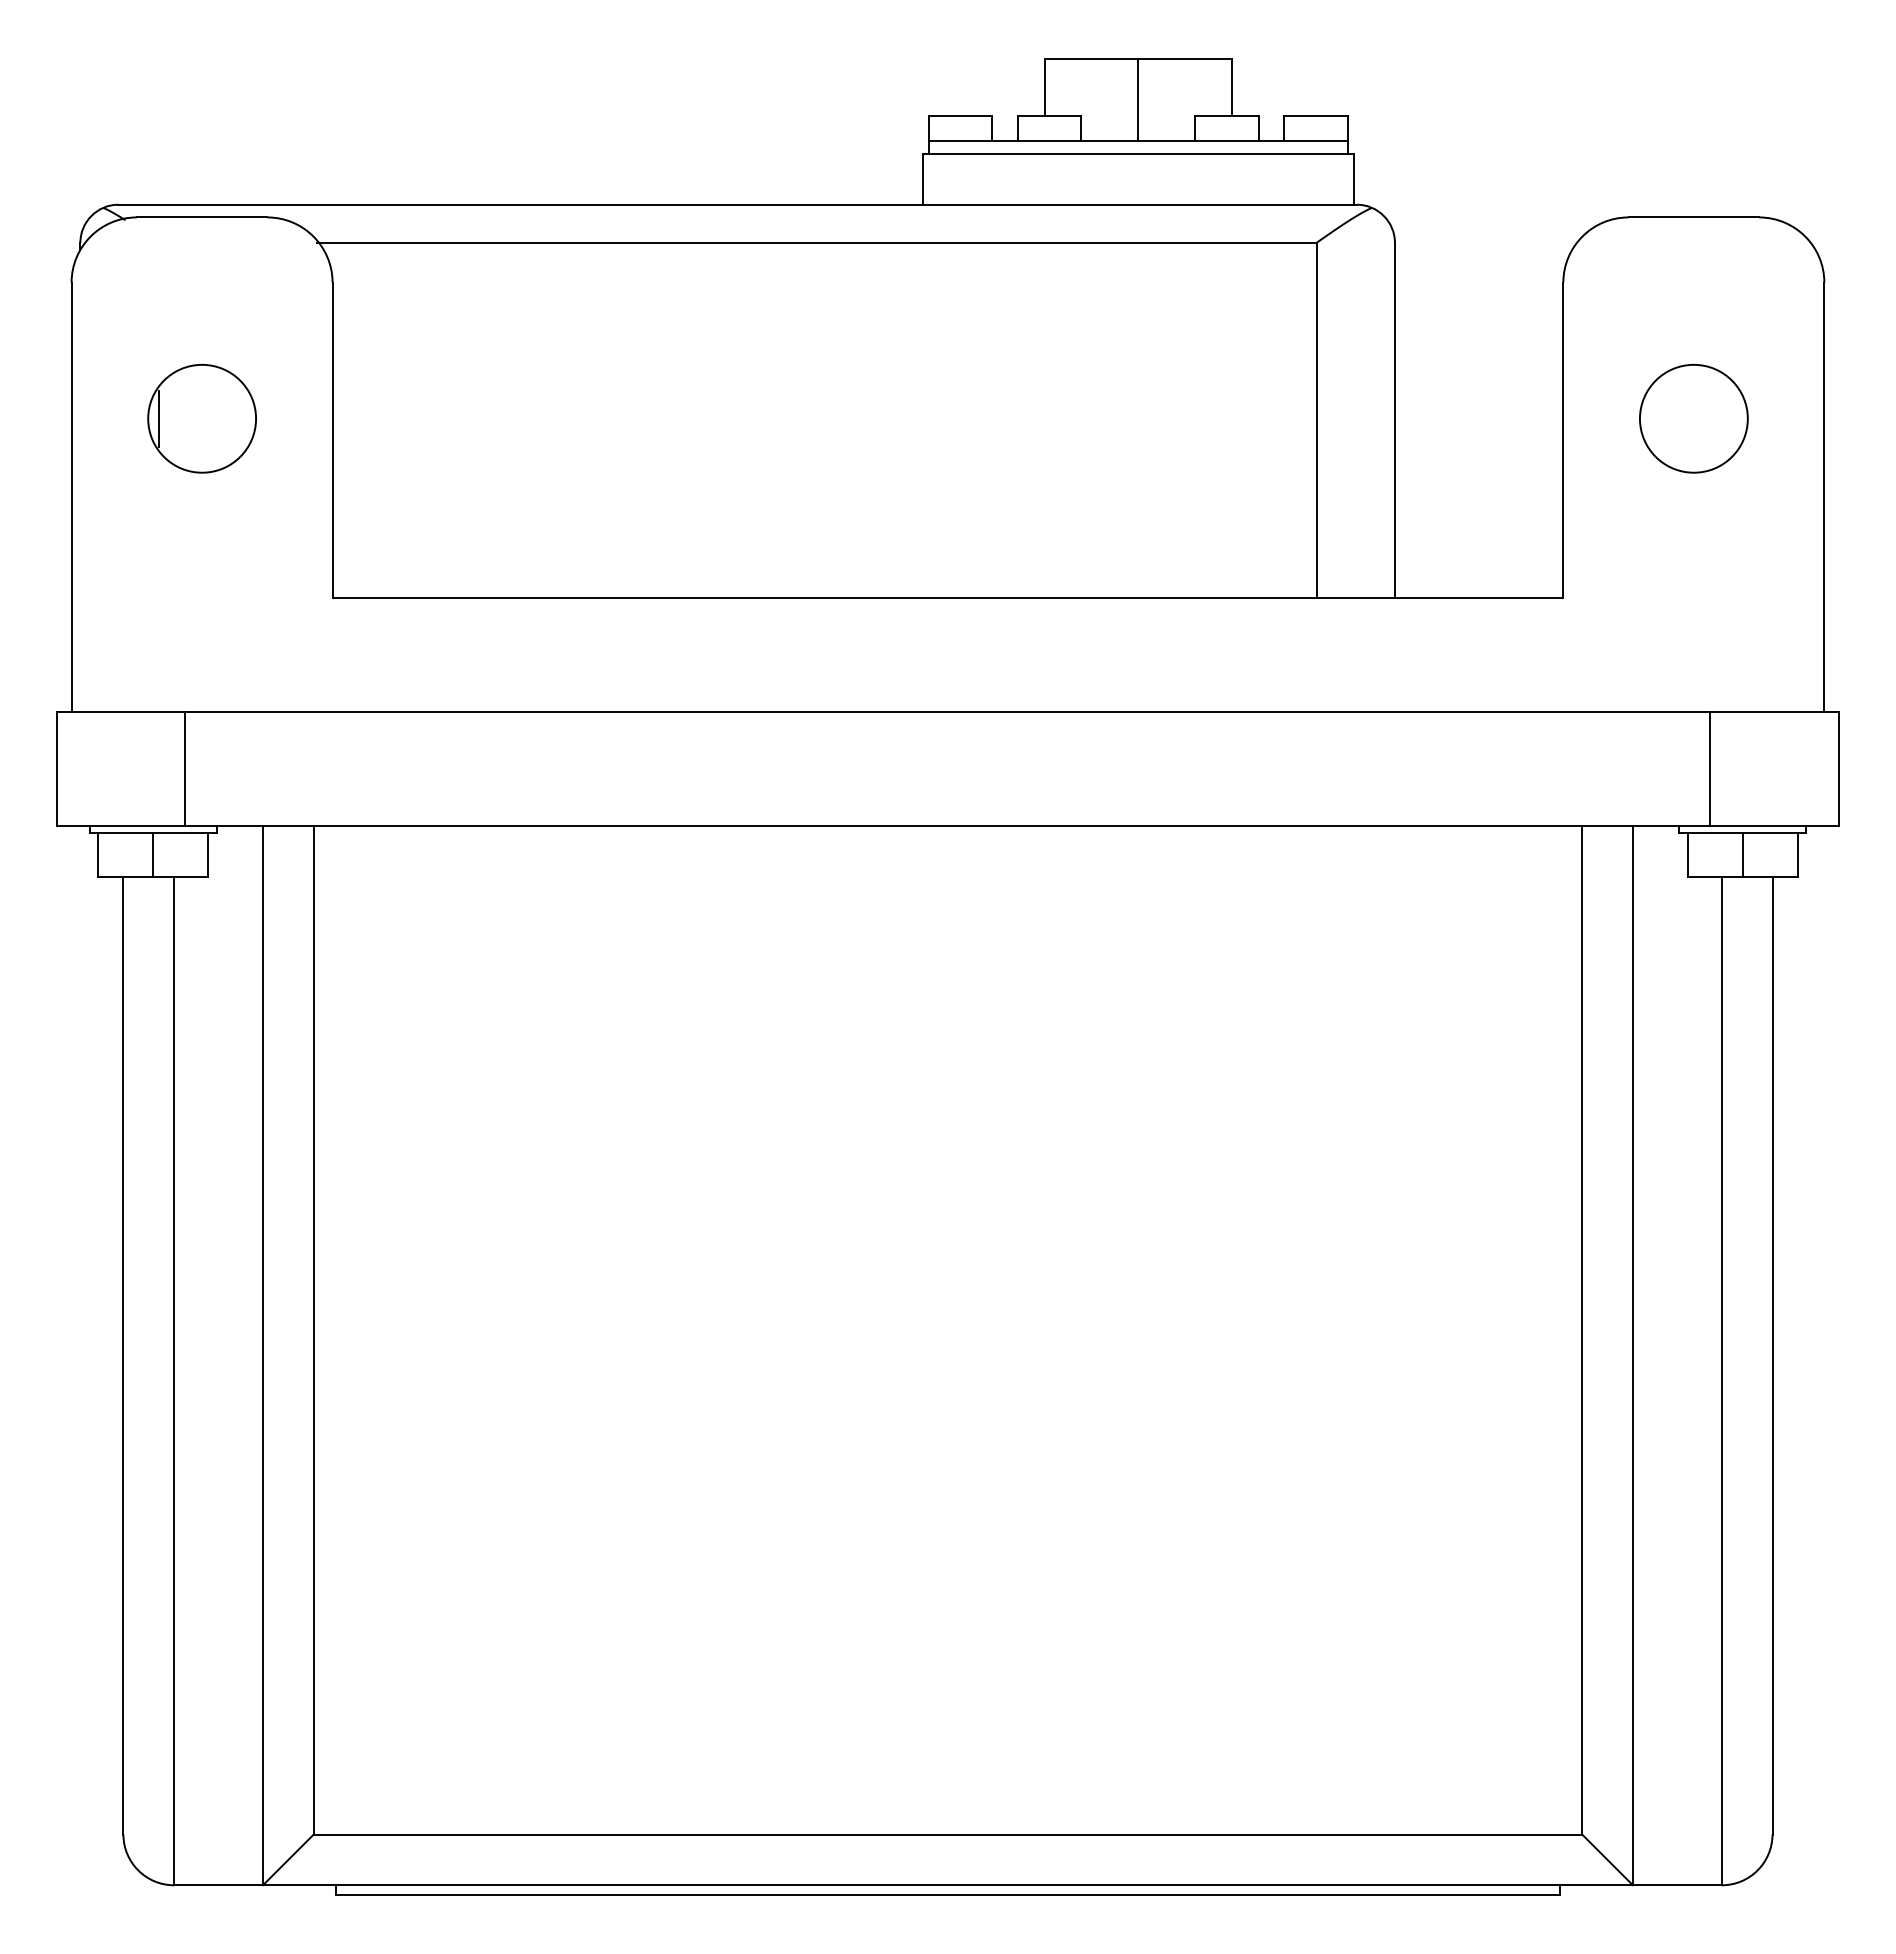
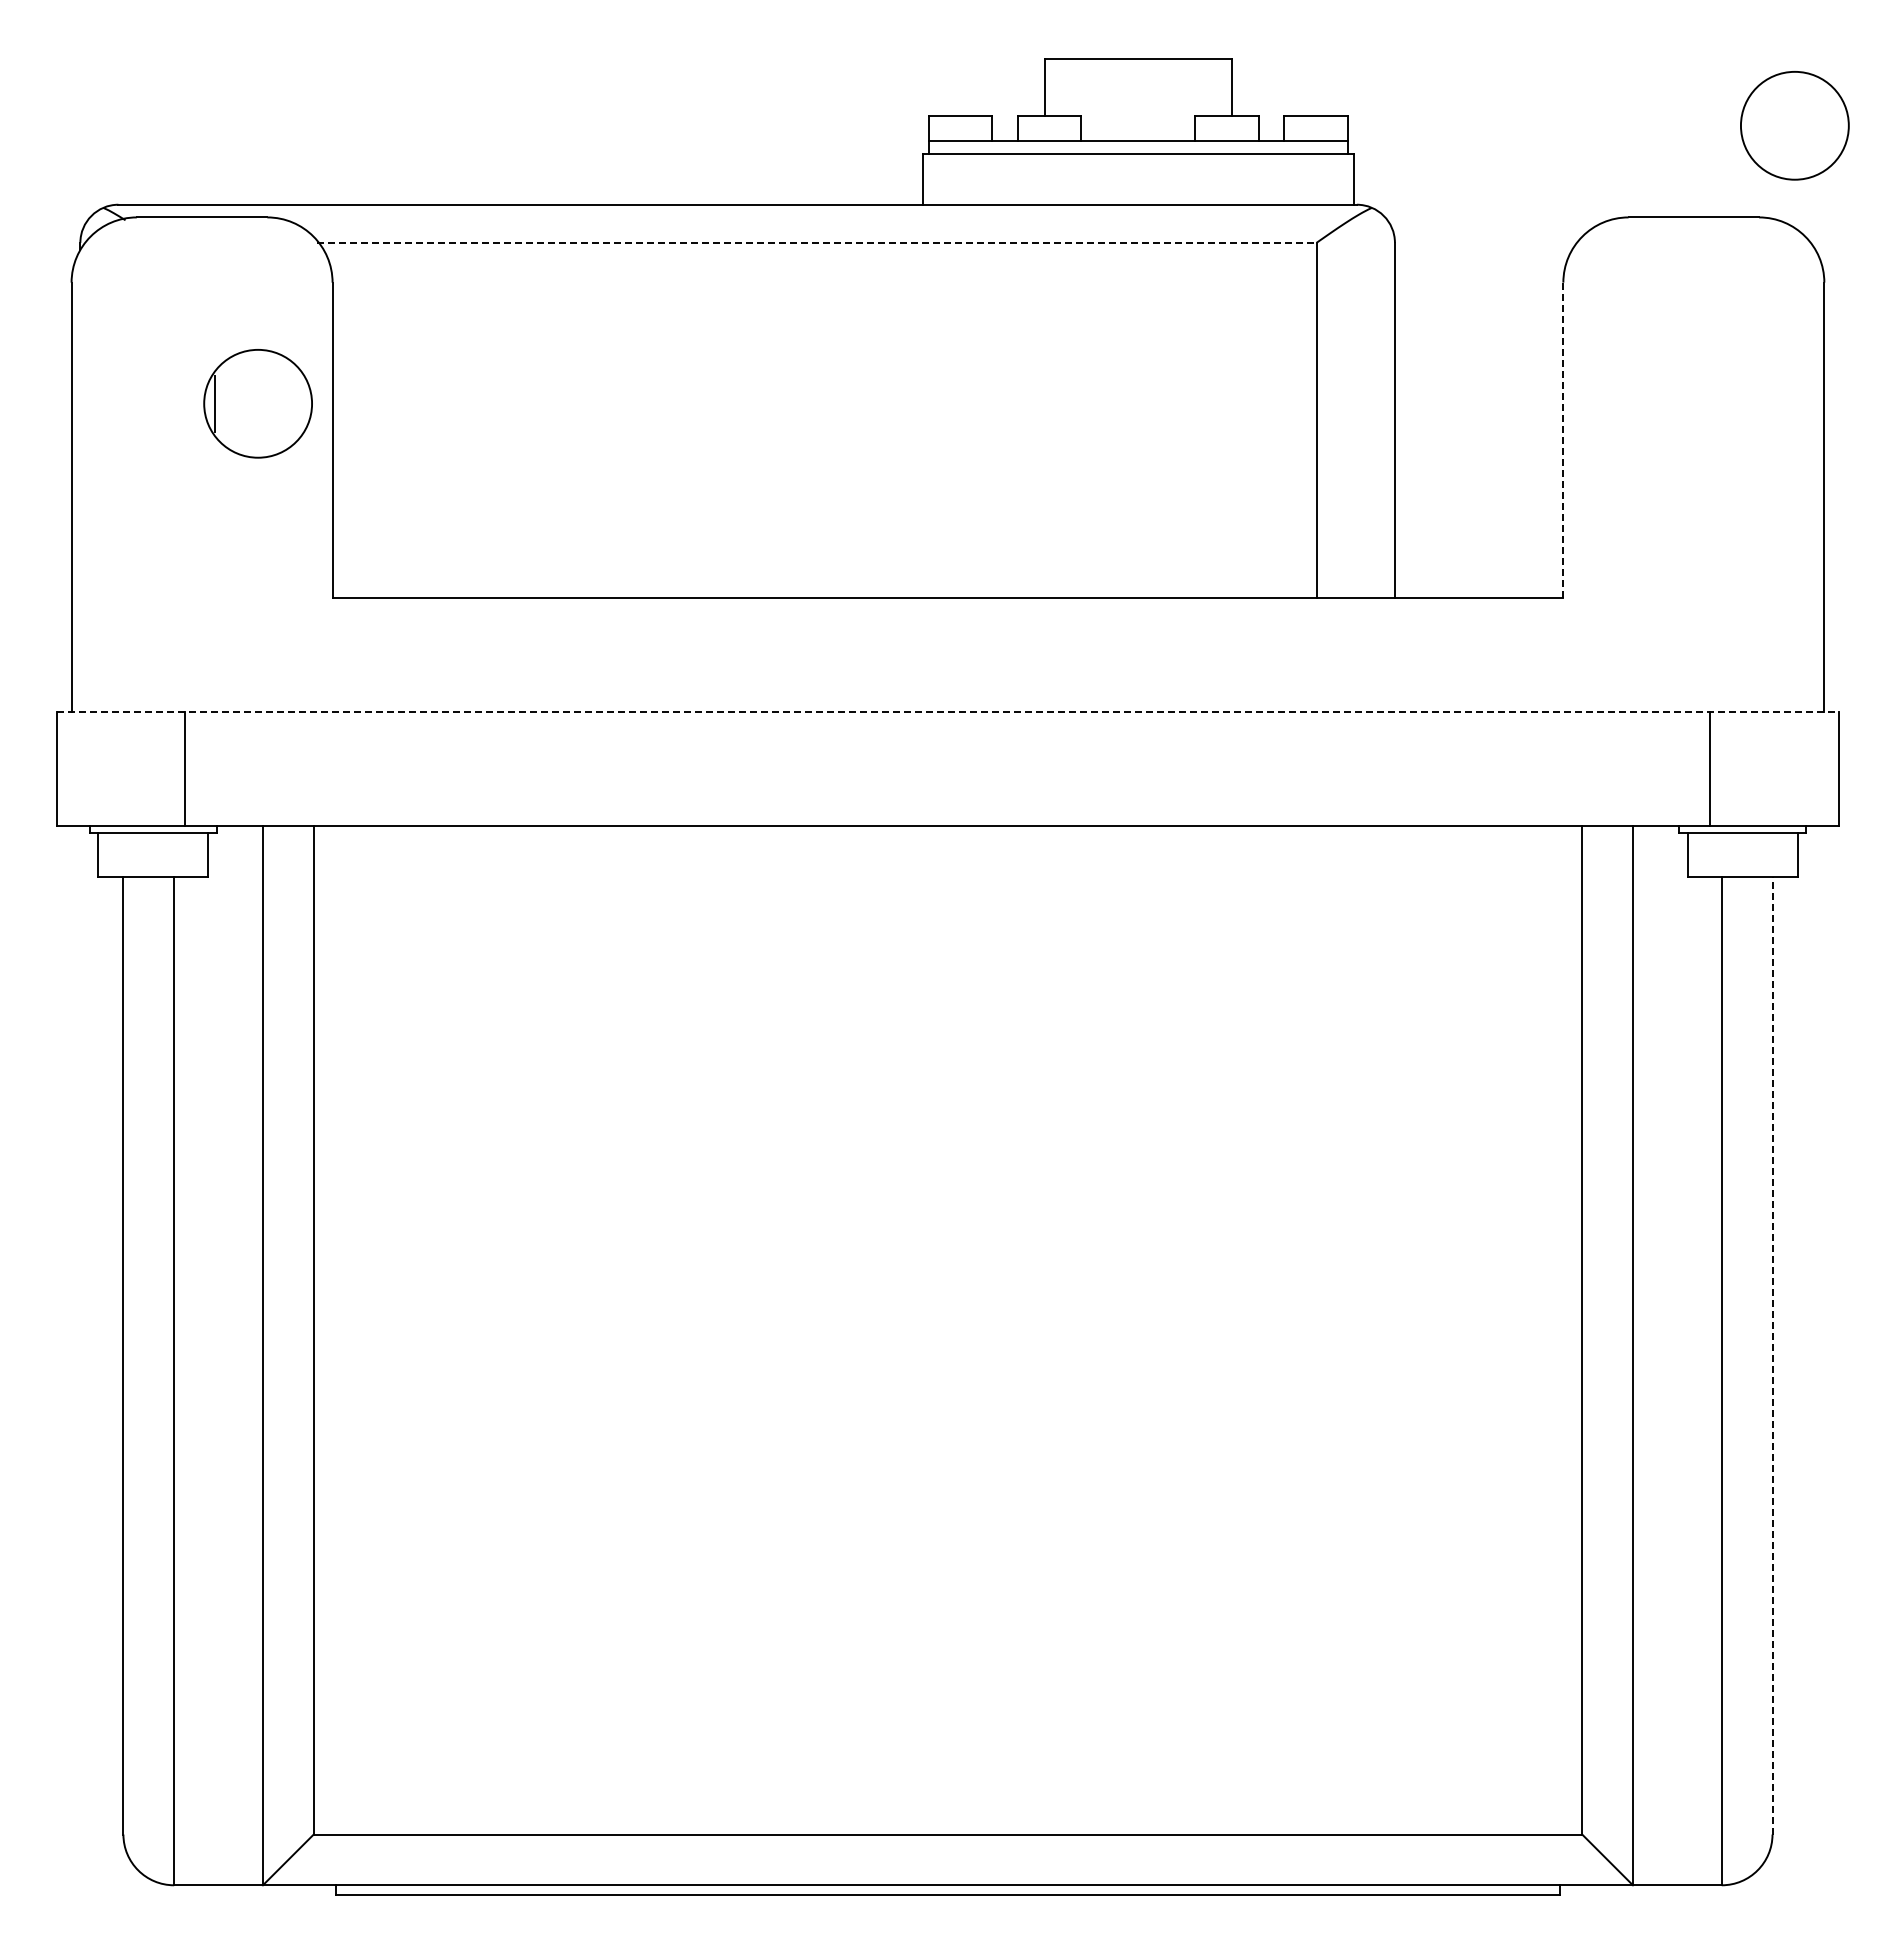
line: present -> none (1138, 99)
line: solid -> dashed (817, 242)
part position: (201, 418) -> (257, 403) (257, 403)
circle position: (1693, 418) -> (1794, 125) (1794, 125)
line: solid -> dashed (1563, 440)
line: solid -> dashed (948, 712)
line: present -> none (153, 854)
line: present -> none (1742, 854)
line: solid -> dashed (1772, 1355)
